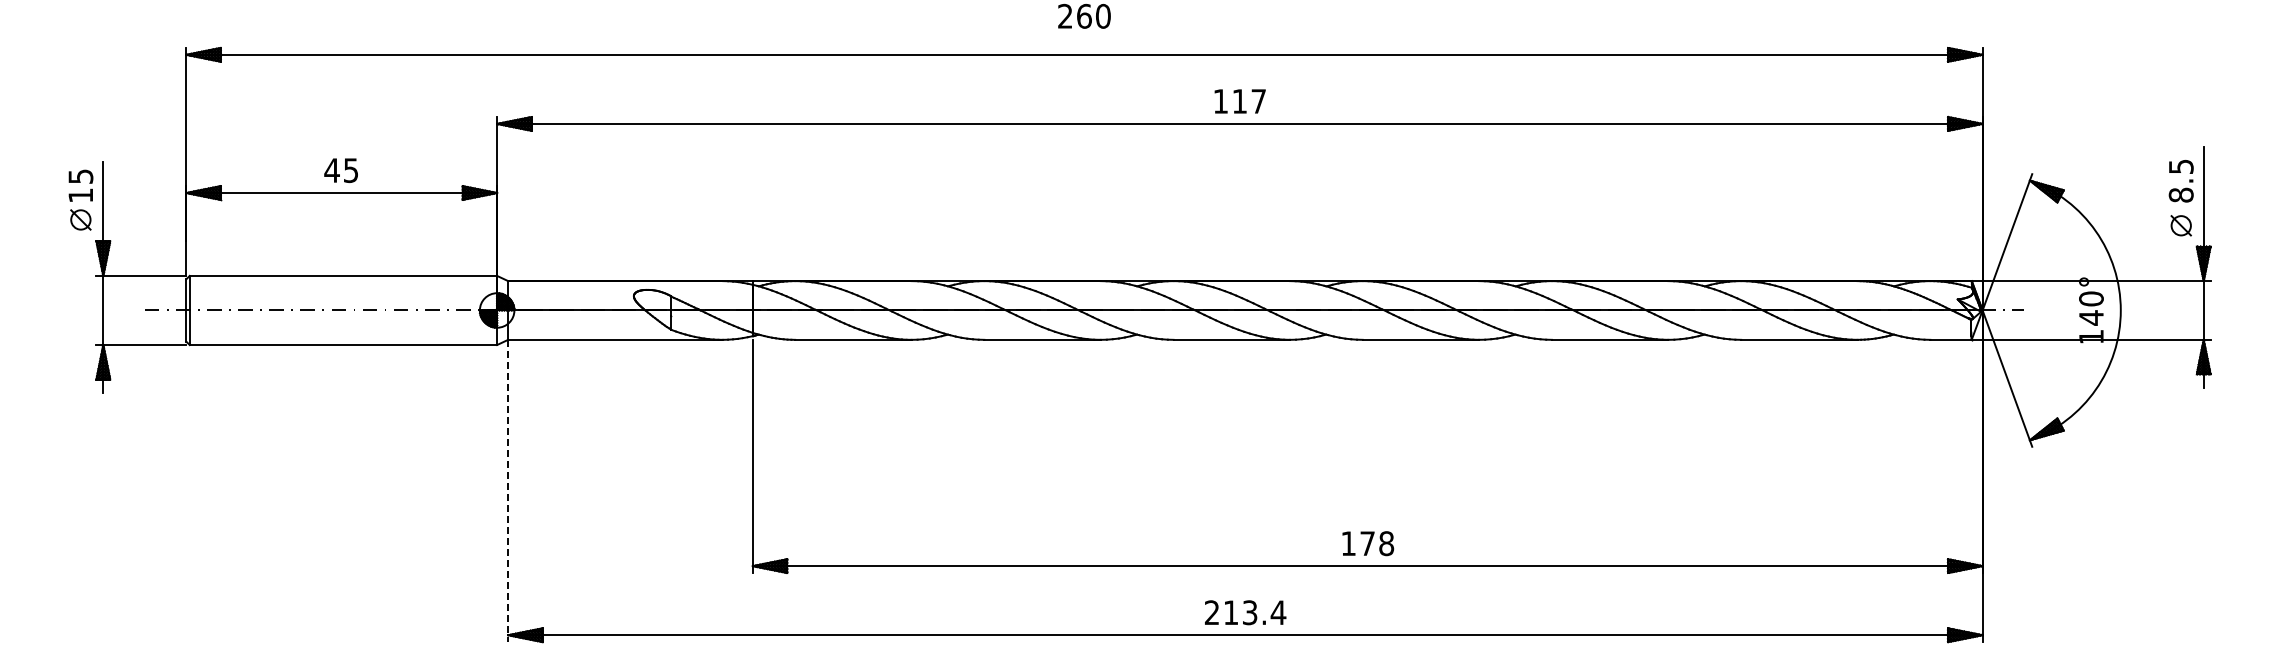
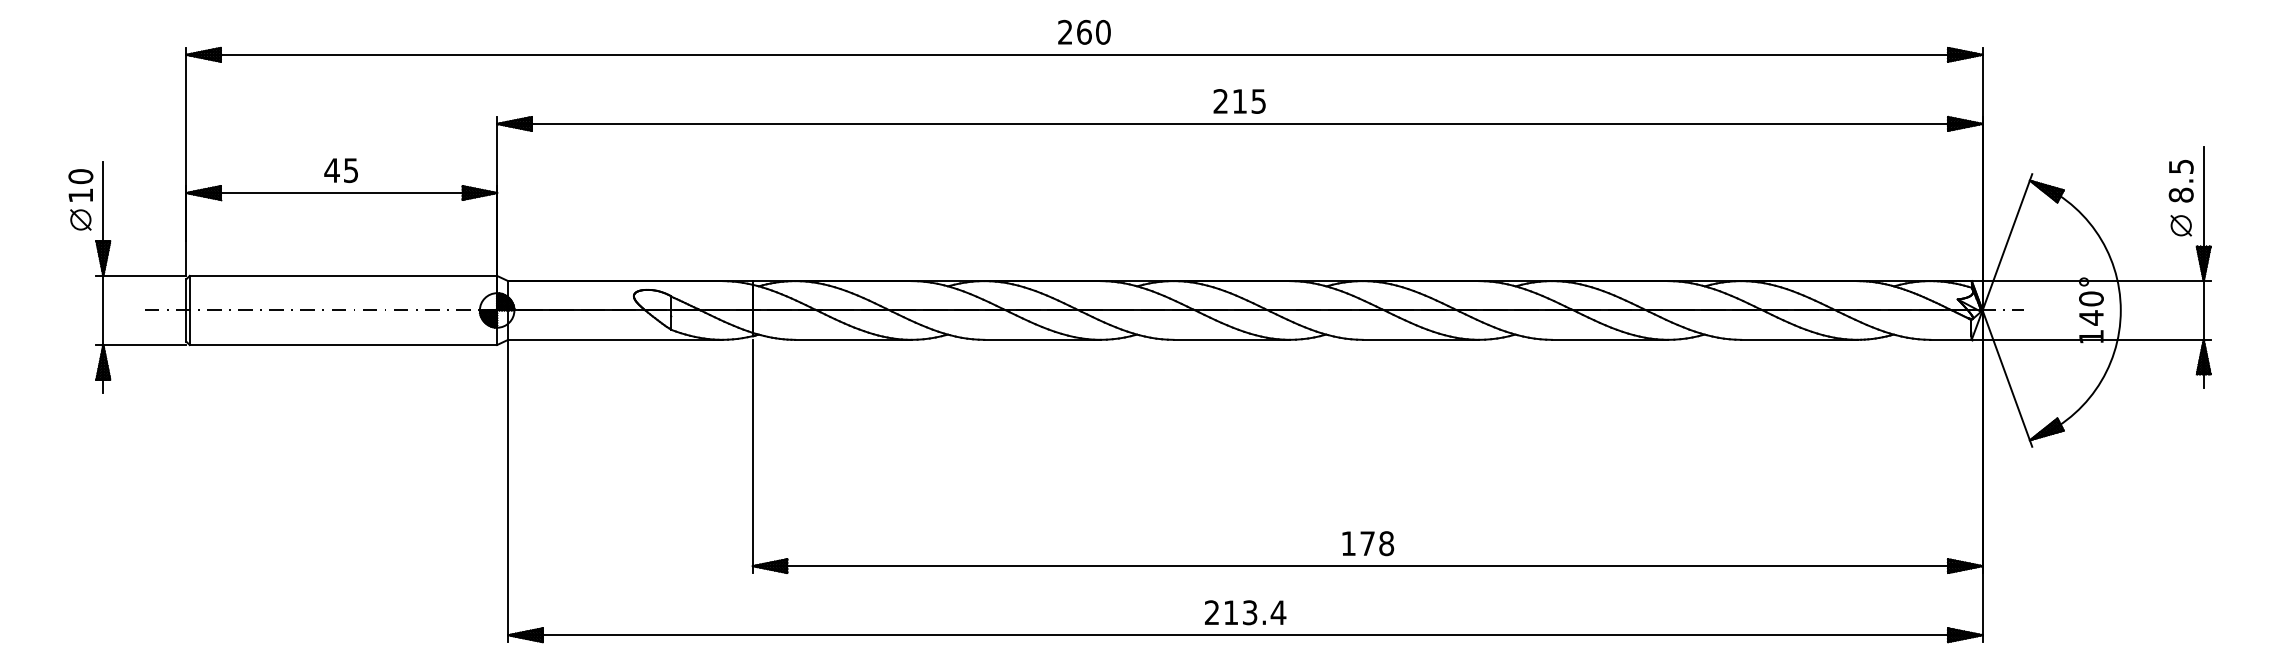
text position: (1084, 15) -> (1084, 31) (1084, 31)
text: 117 -> 215 (1239, 101)
text: 15 -> 10 (80, 176)
line: dashed -> solid (508, 491)
